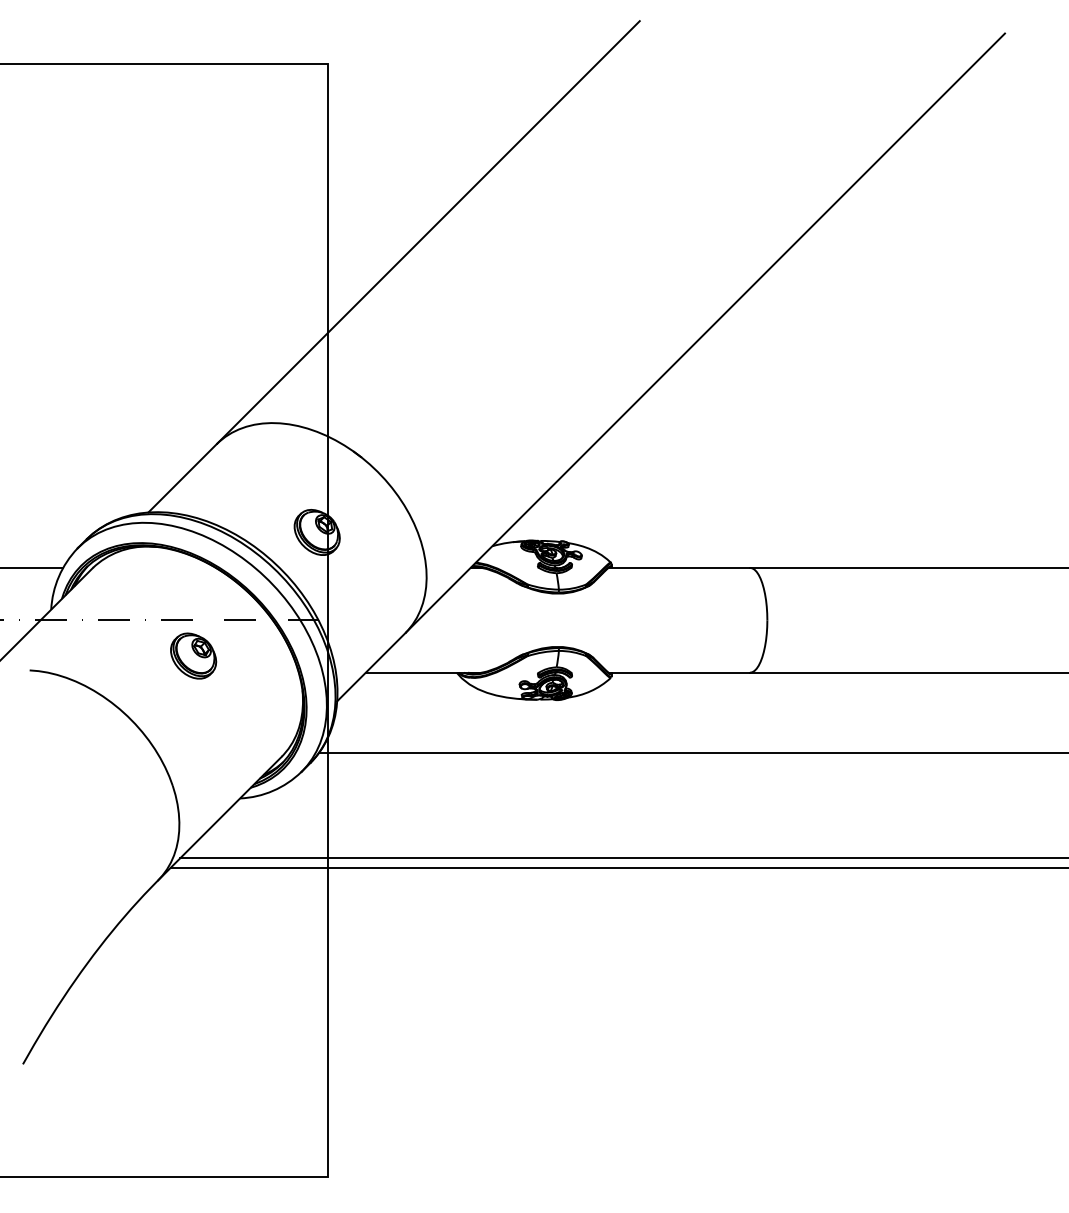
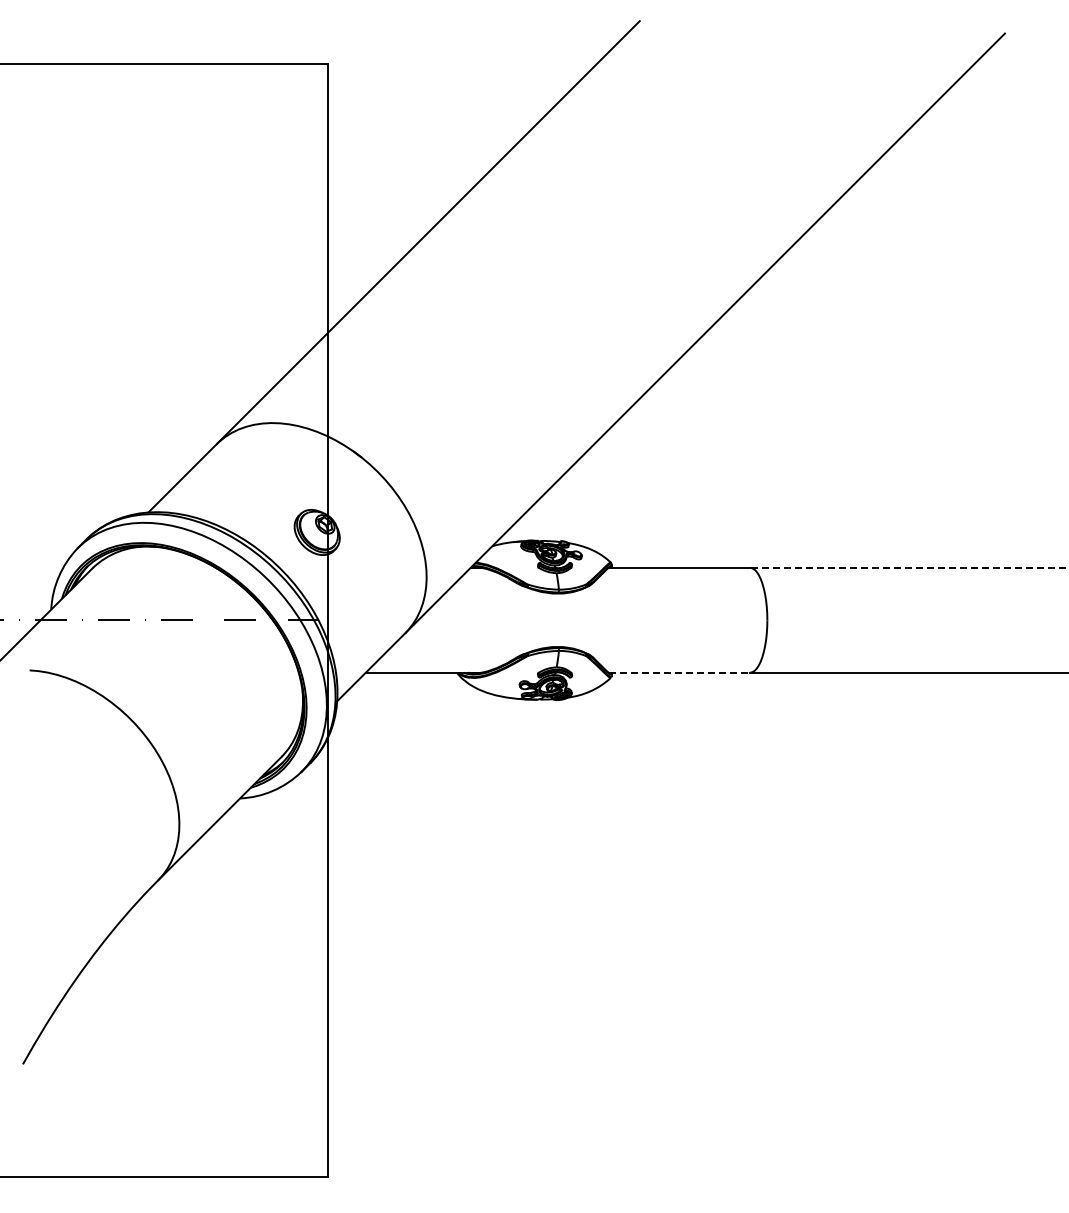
line: present -> none (32, 567)
line: solid -> dashed (909, 567)
part: present -> none (193, 655)
line: solid -> dashed (679, 672)
line: present -> none (691, 753)
line: present -> none (622, 858)
line: present -> none (617, 868)
